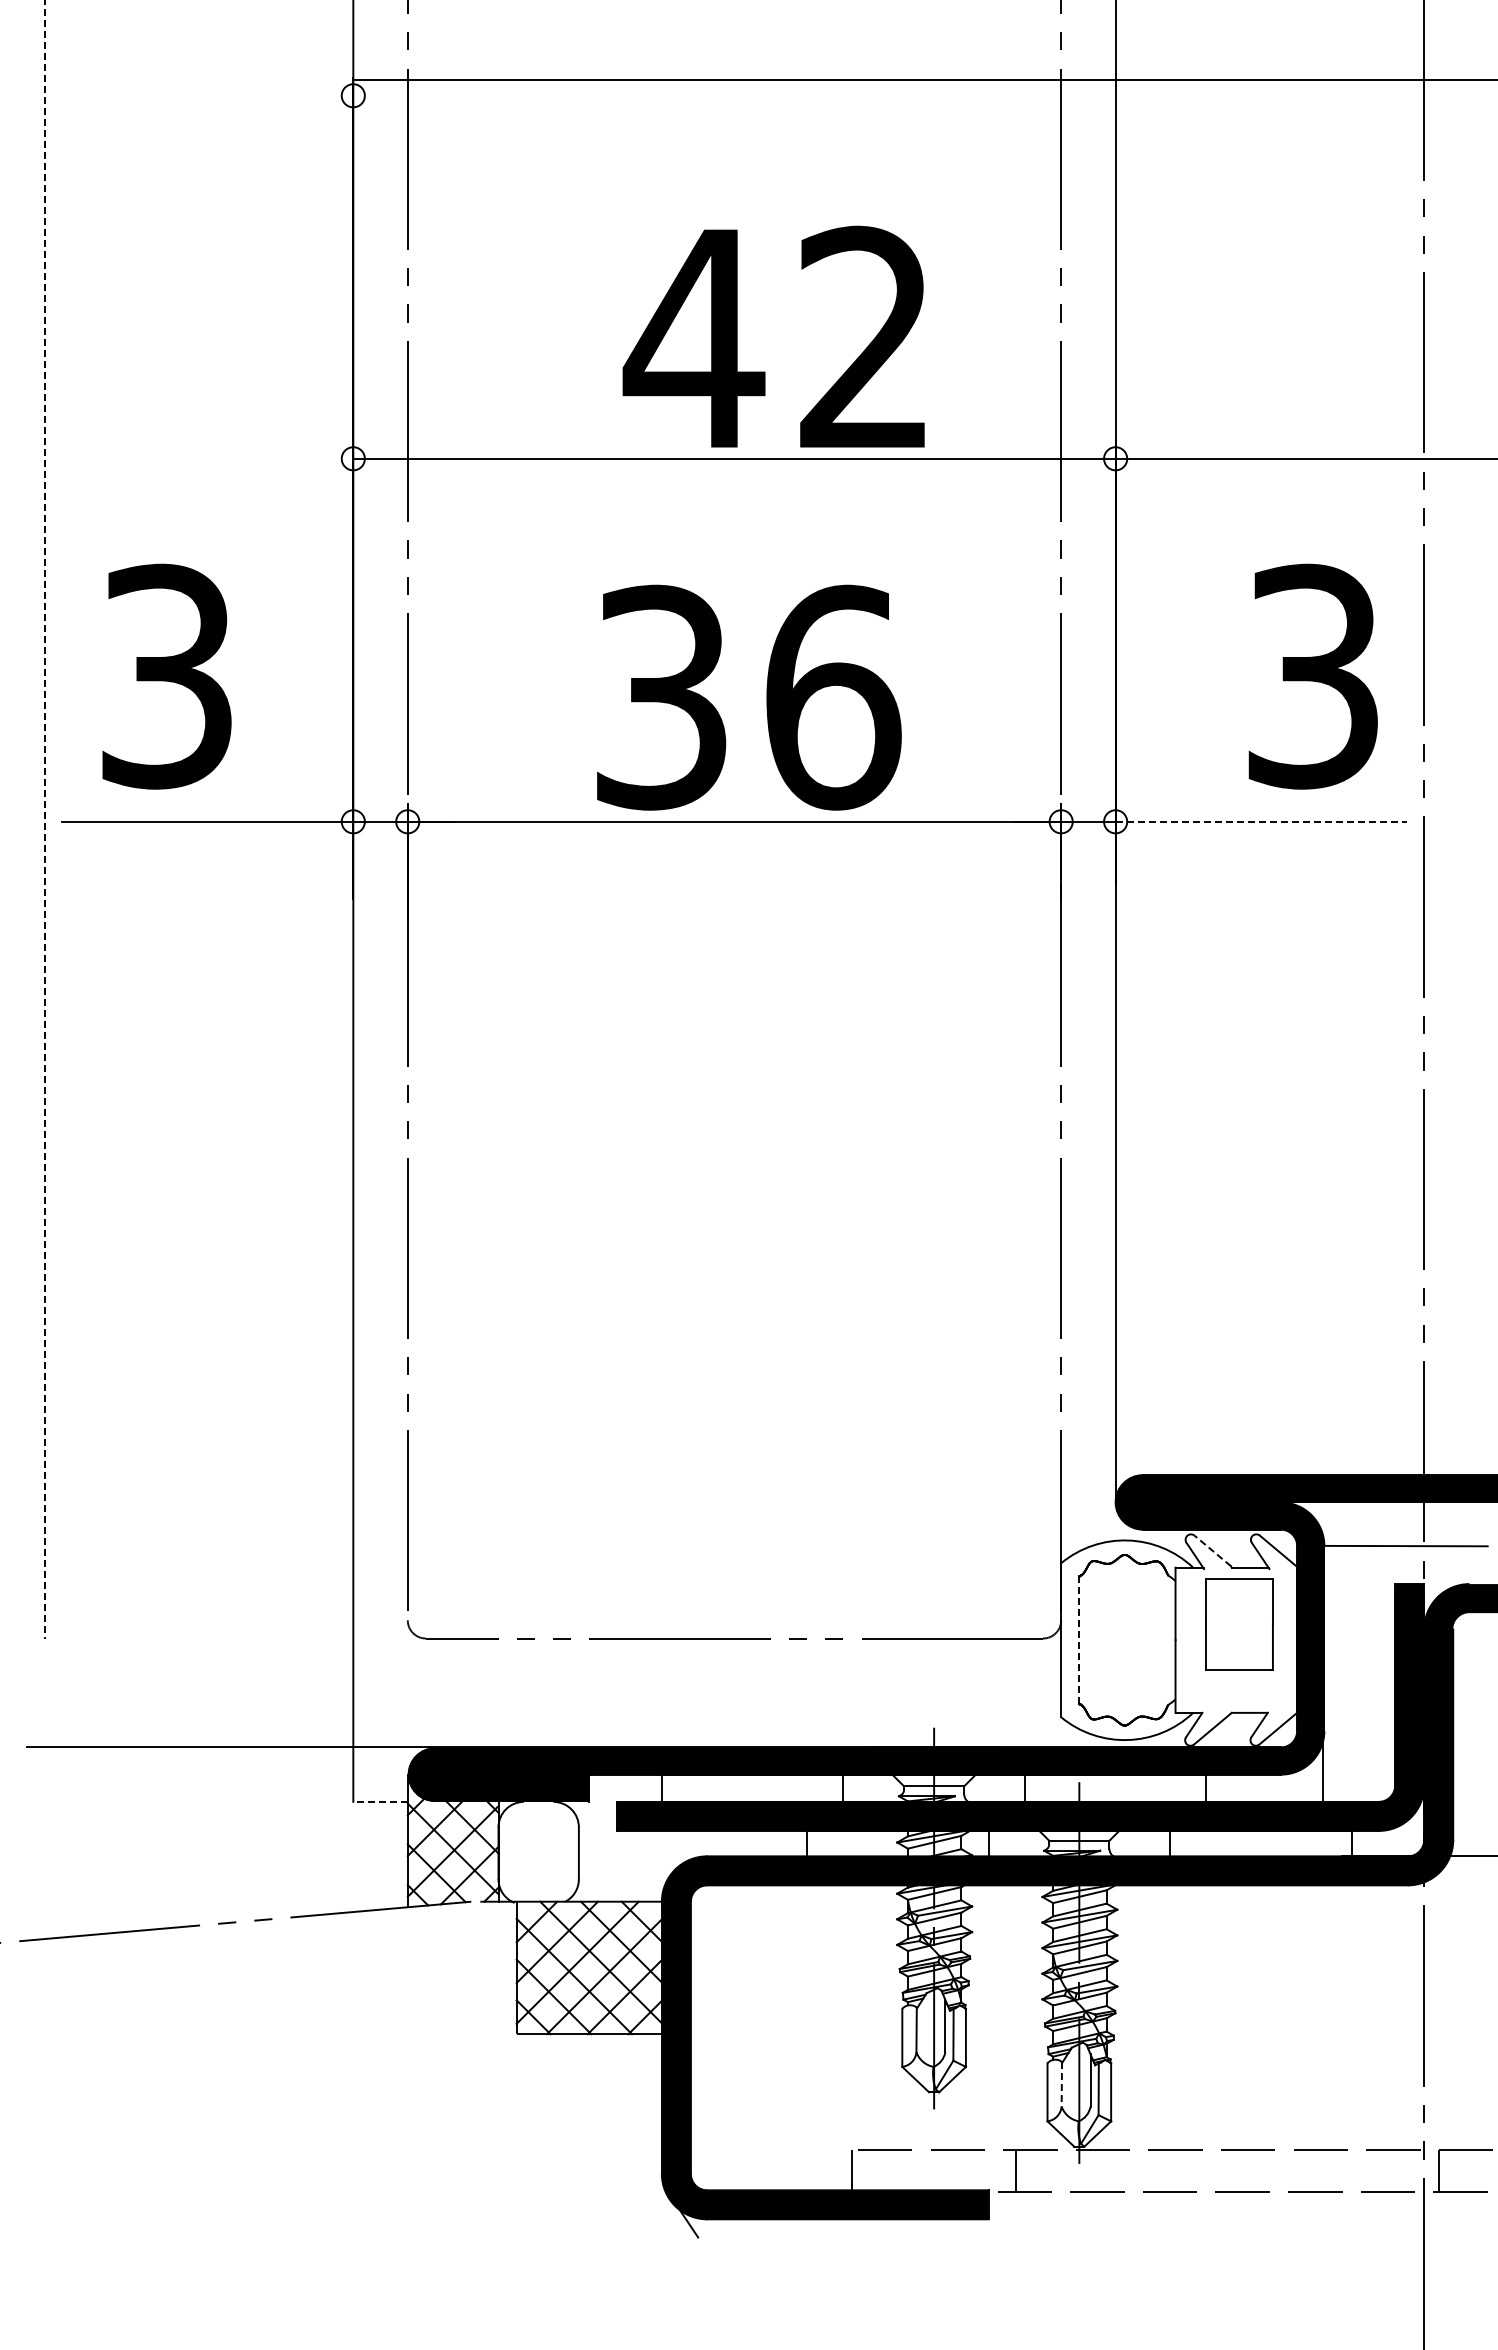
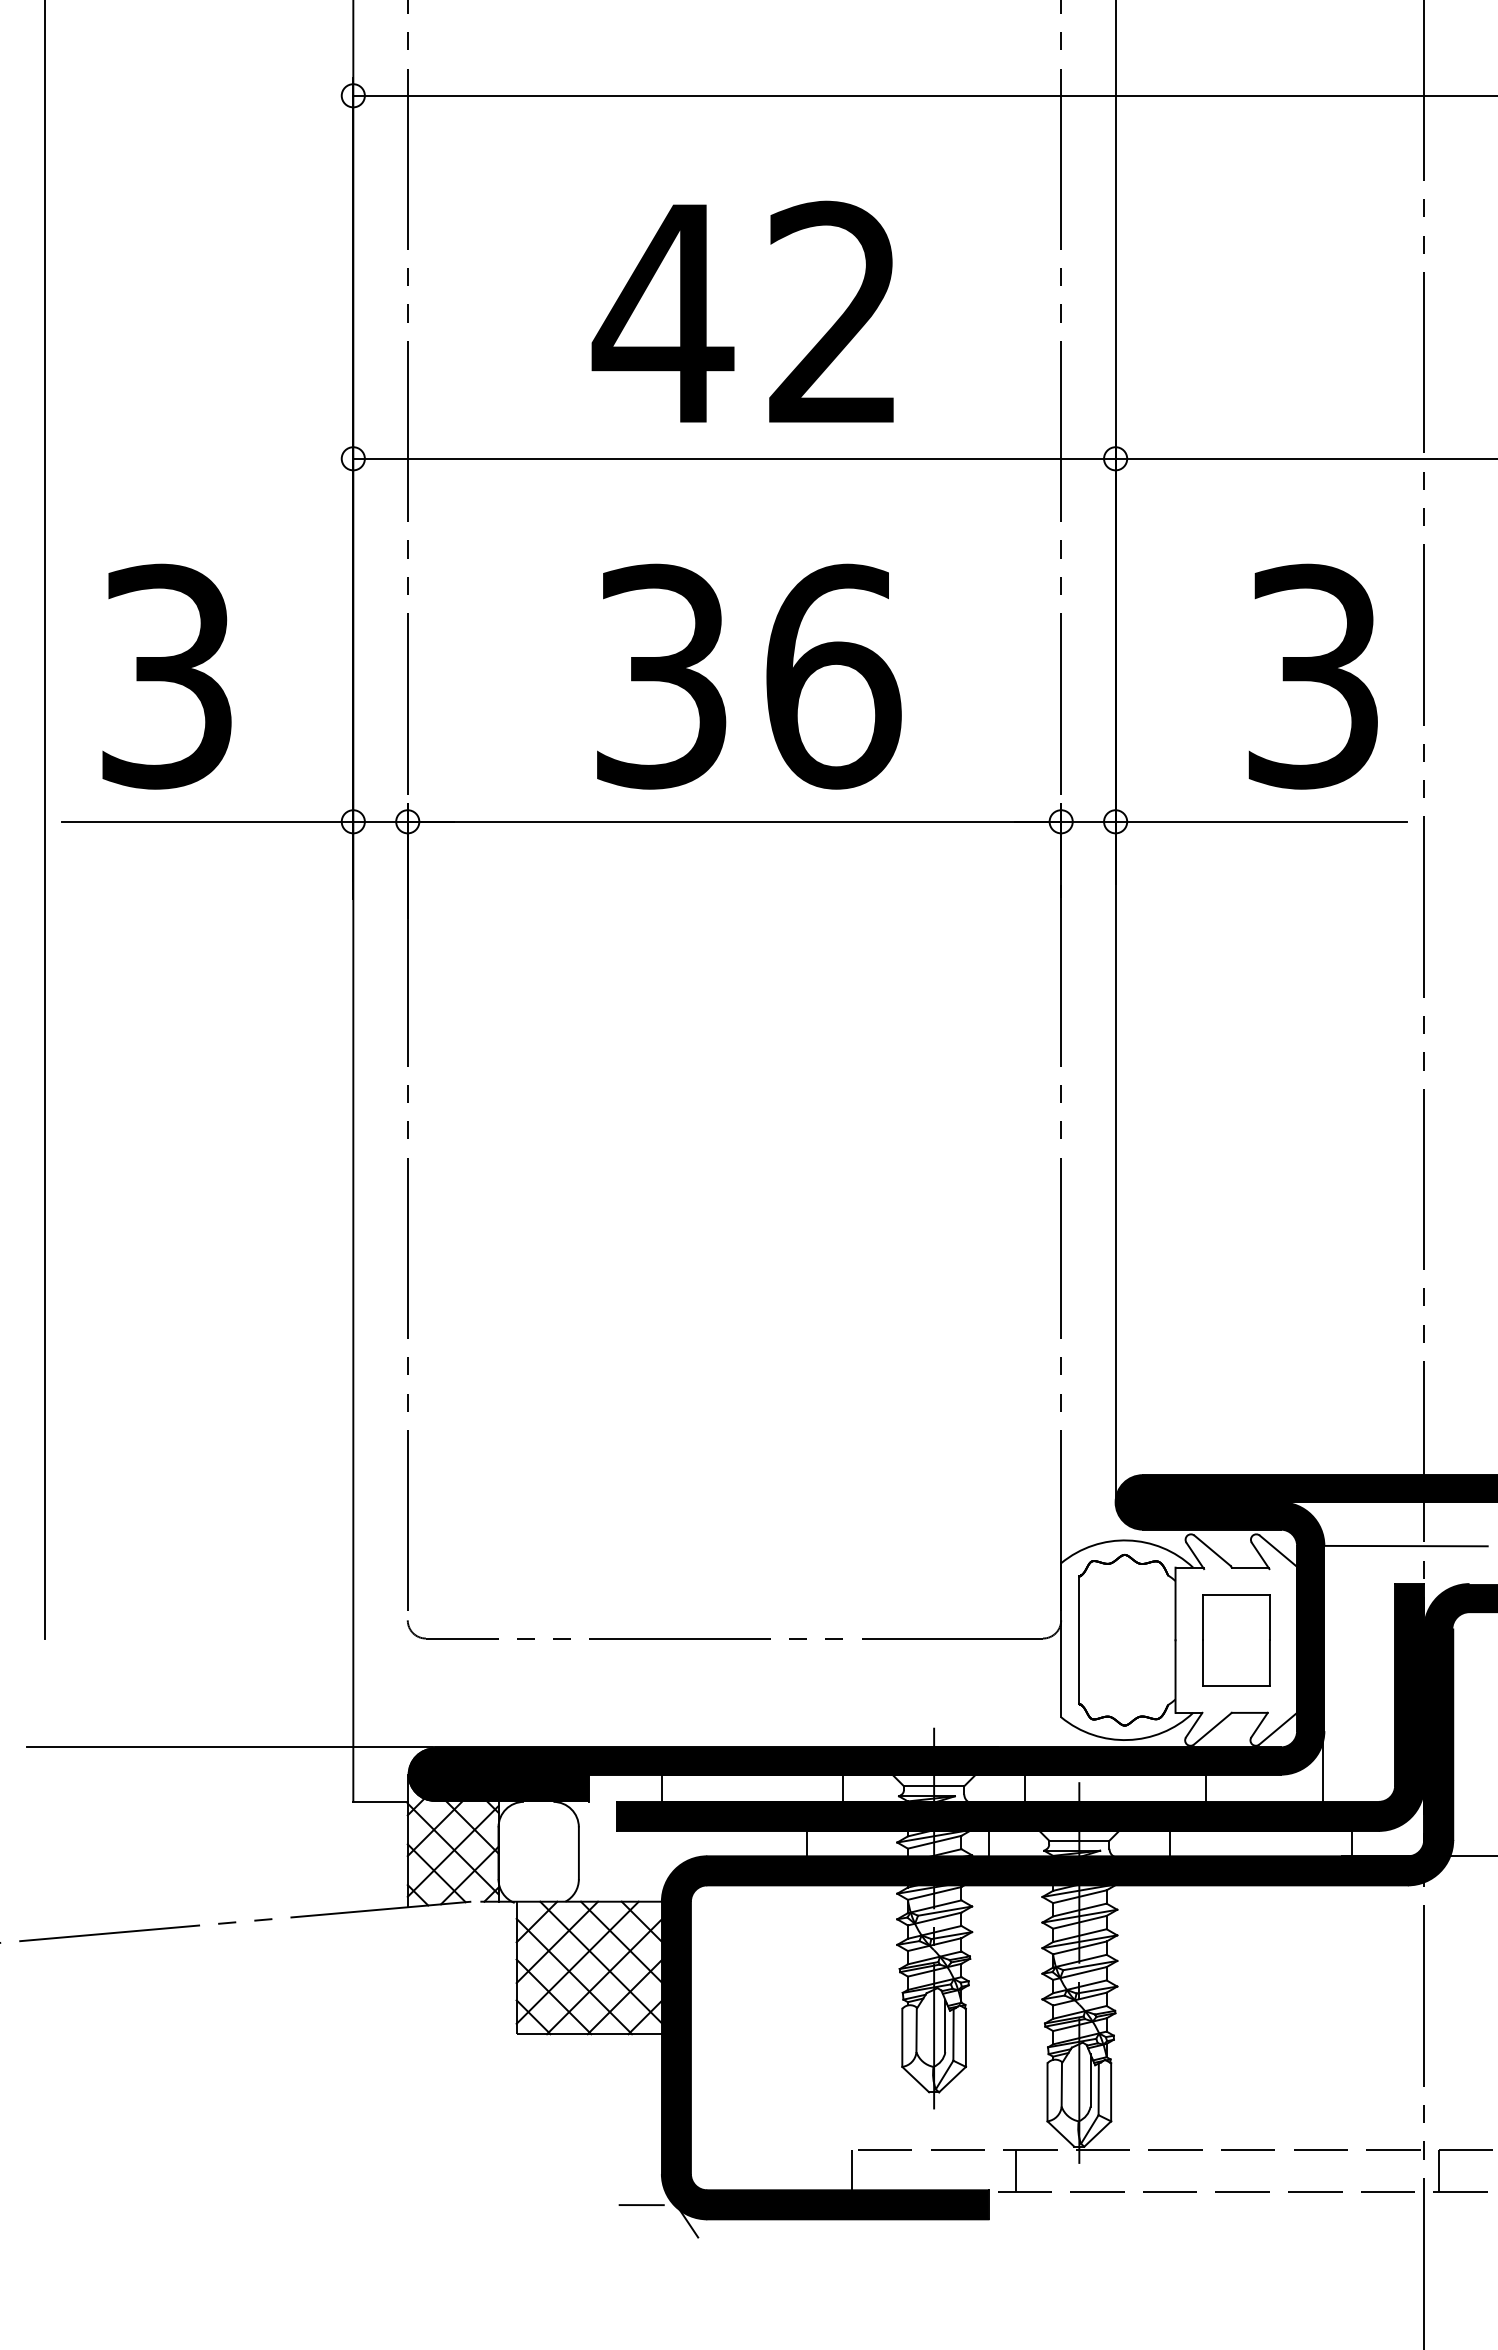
line position: (923, 79) -> (923, 95) (923, 95)
text position: (773, 336) -> (742, 311) (742, 311)
text position: (749, 697) -> (749, 676) (749, 676)
line: dashed -> solid (44, 819)
line: dashed -> solid (1261, 821)
line: dashed -> solid (1212, 1550)
part position: (1239, 1624) -> (1236, 1640) (1236, 1640)
line: dashed -> solid (1079, 1640)
line: dashed -> solid (380, 1801)
line: dashed -> solid (1061, 2084)
line: none -> present (641, 2205)
